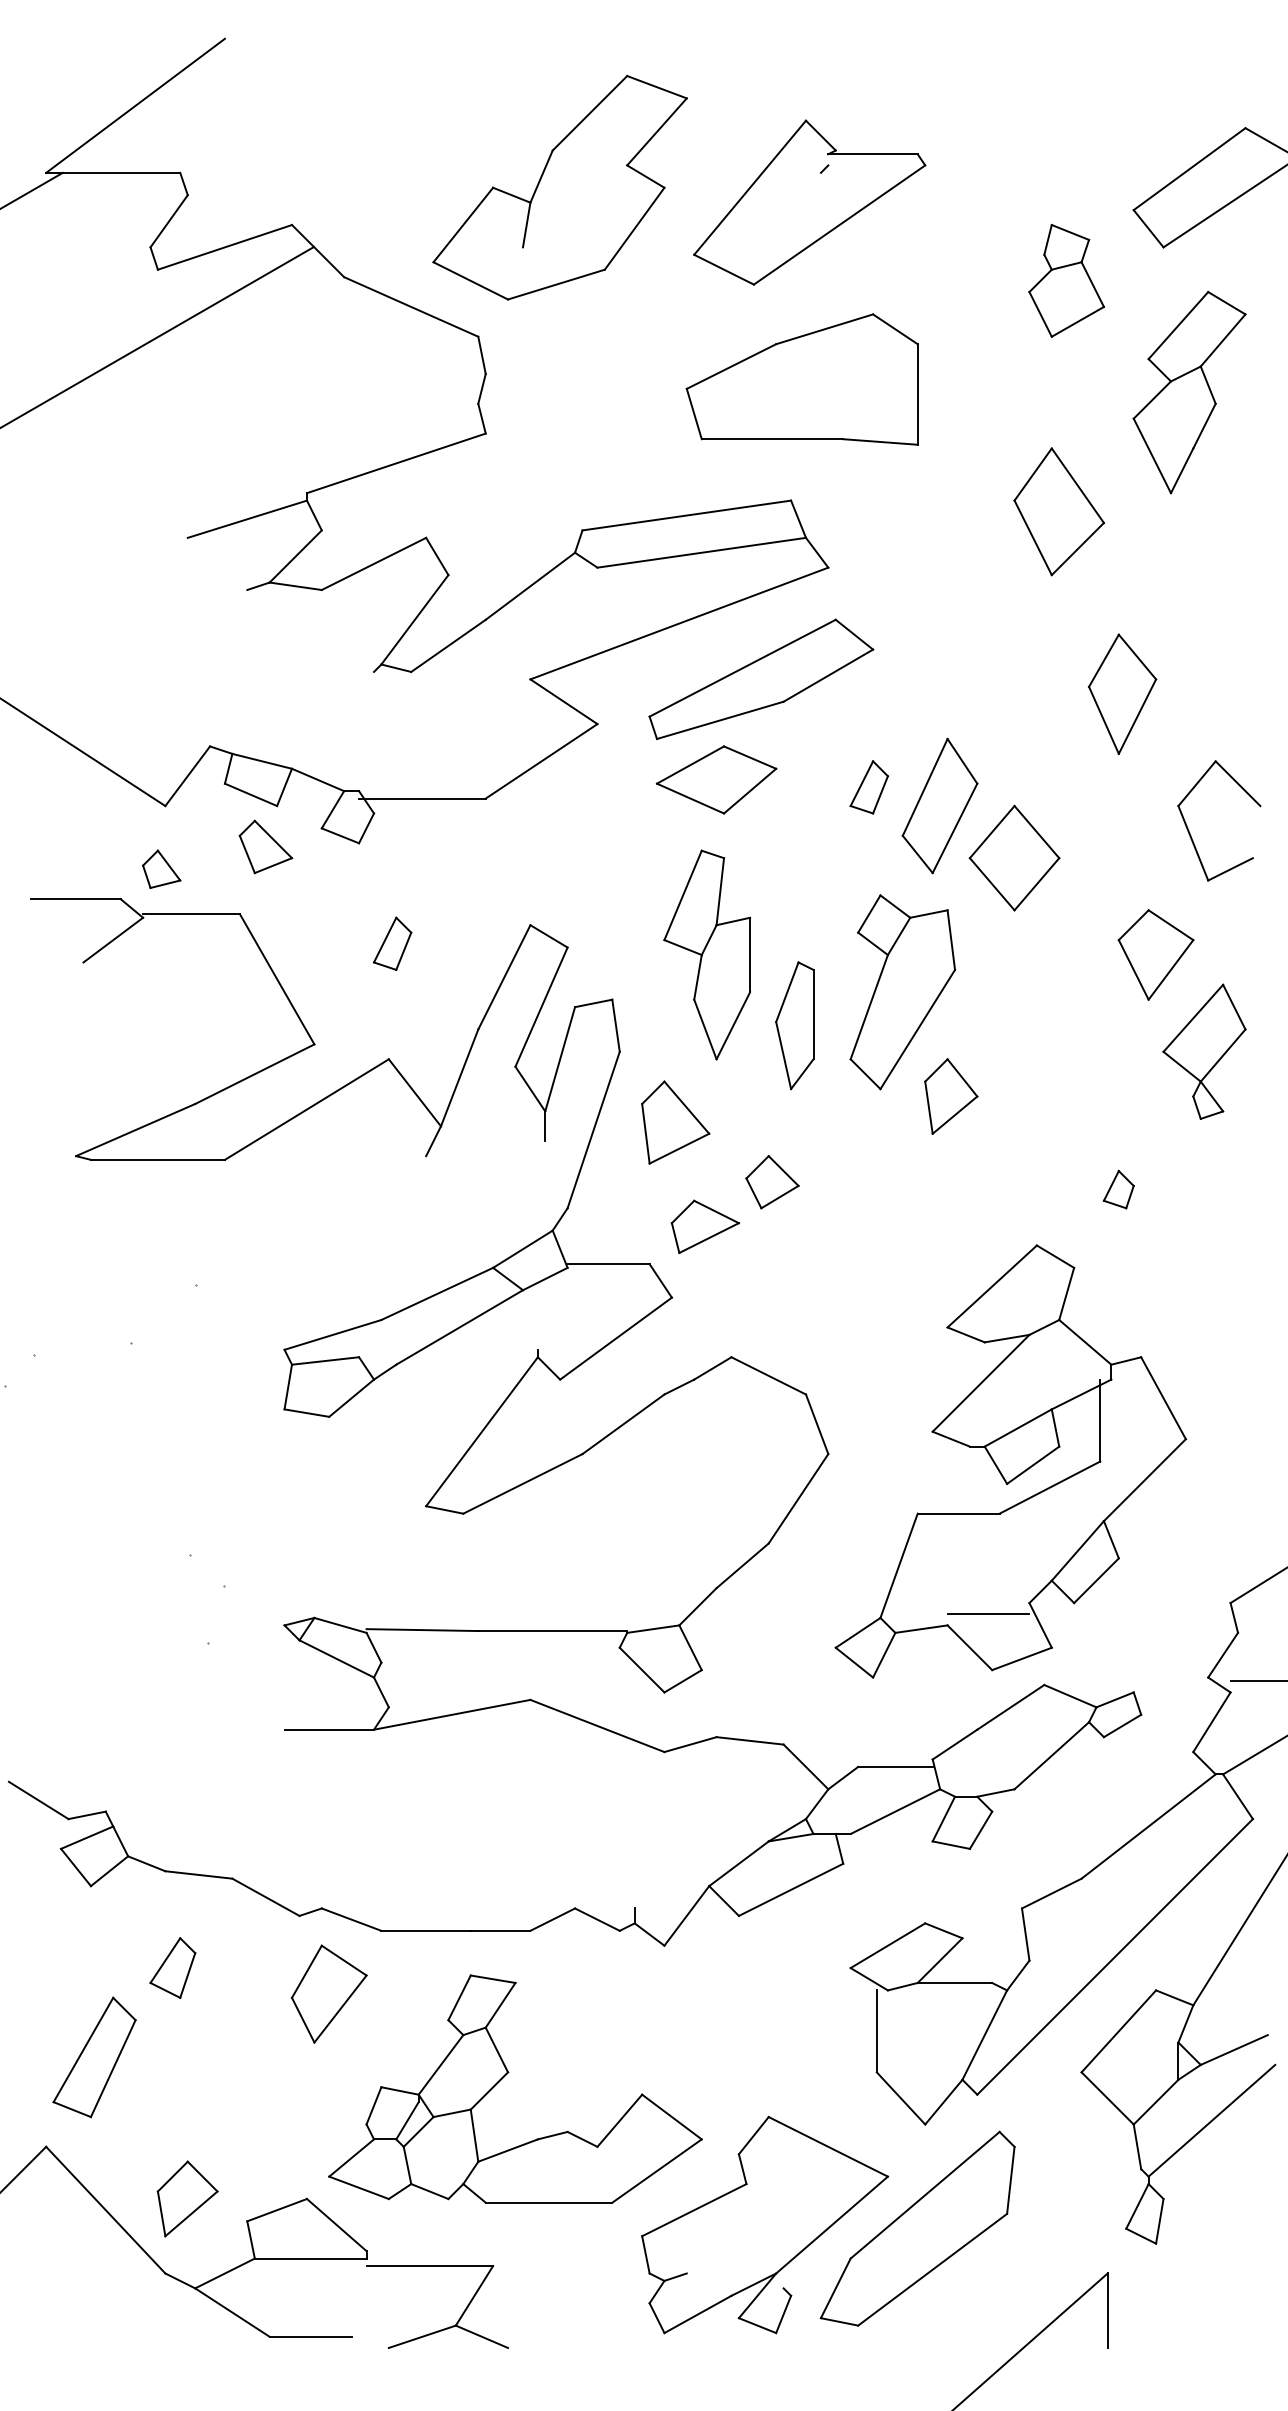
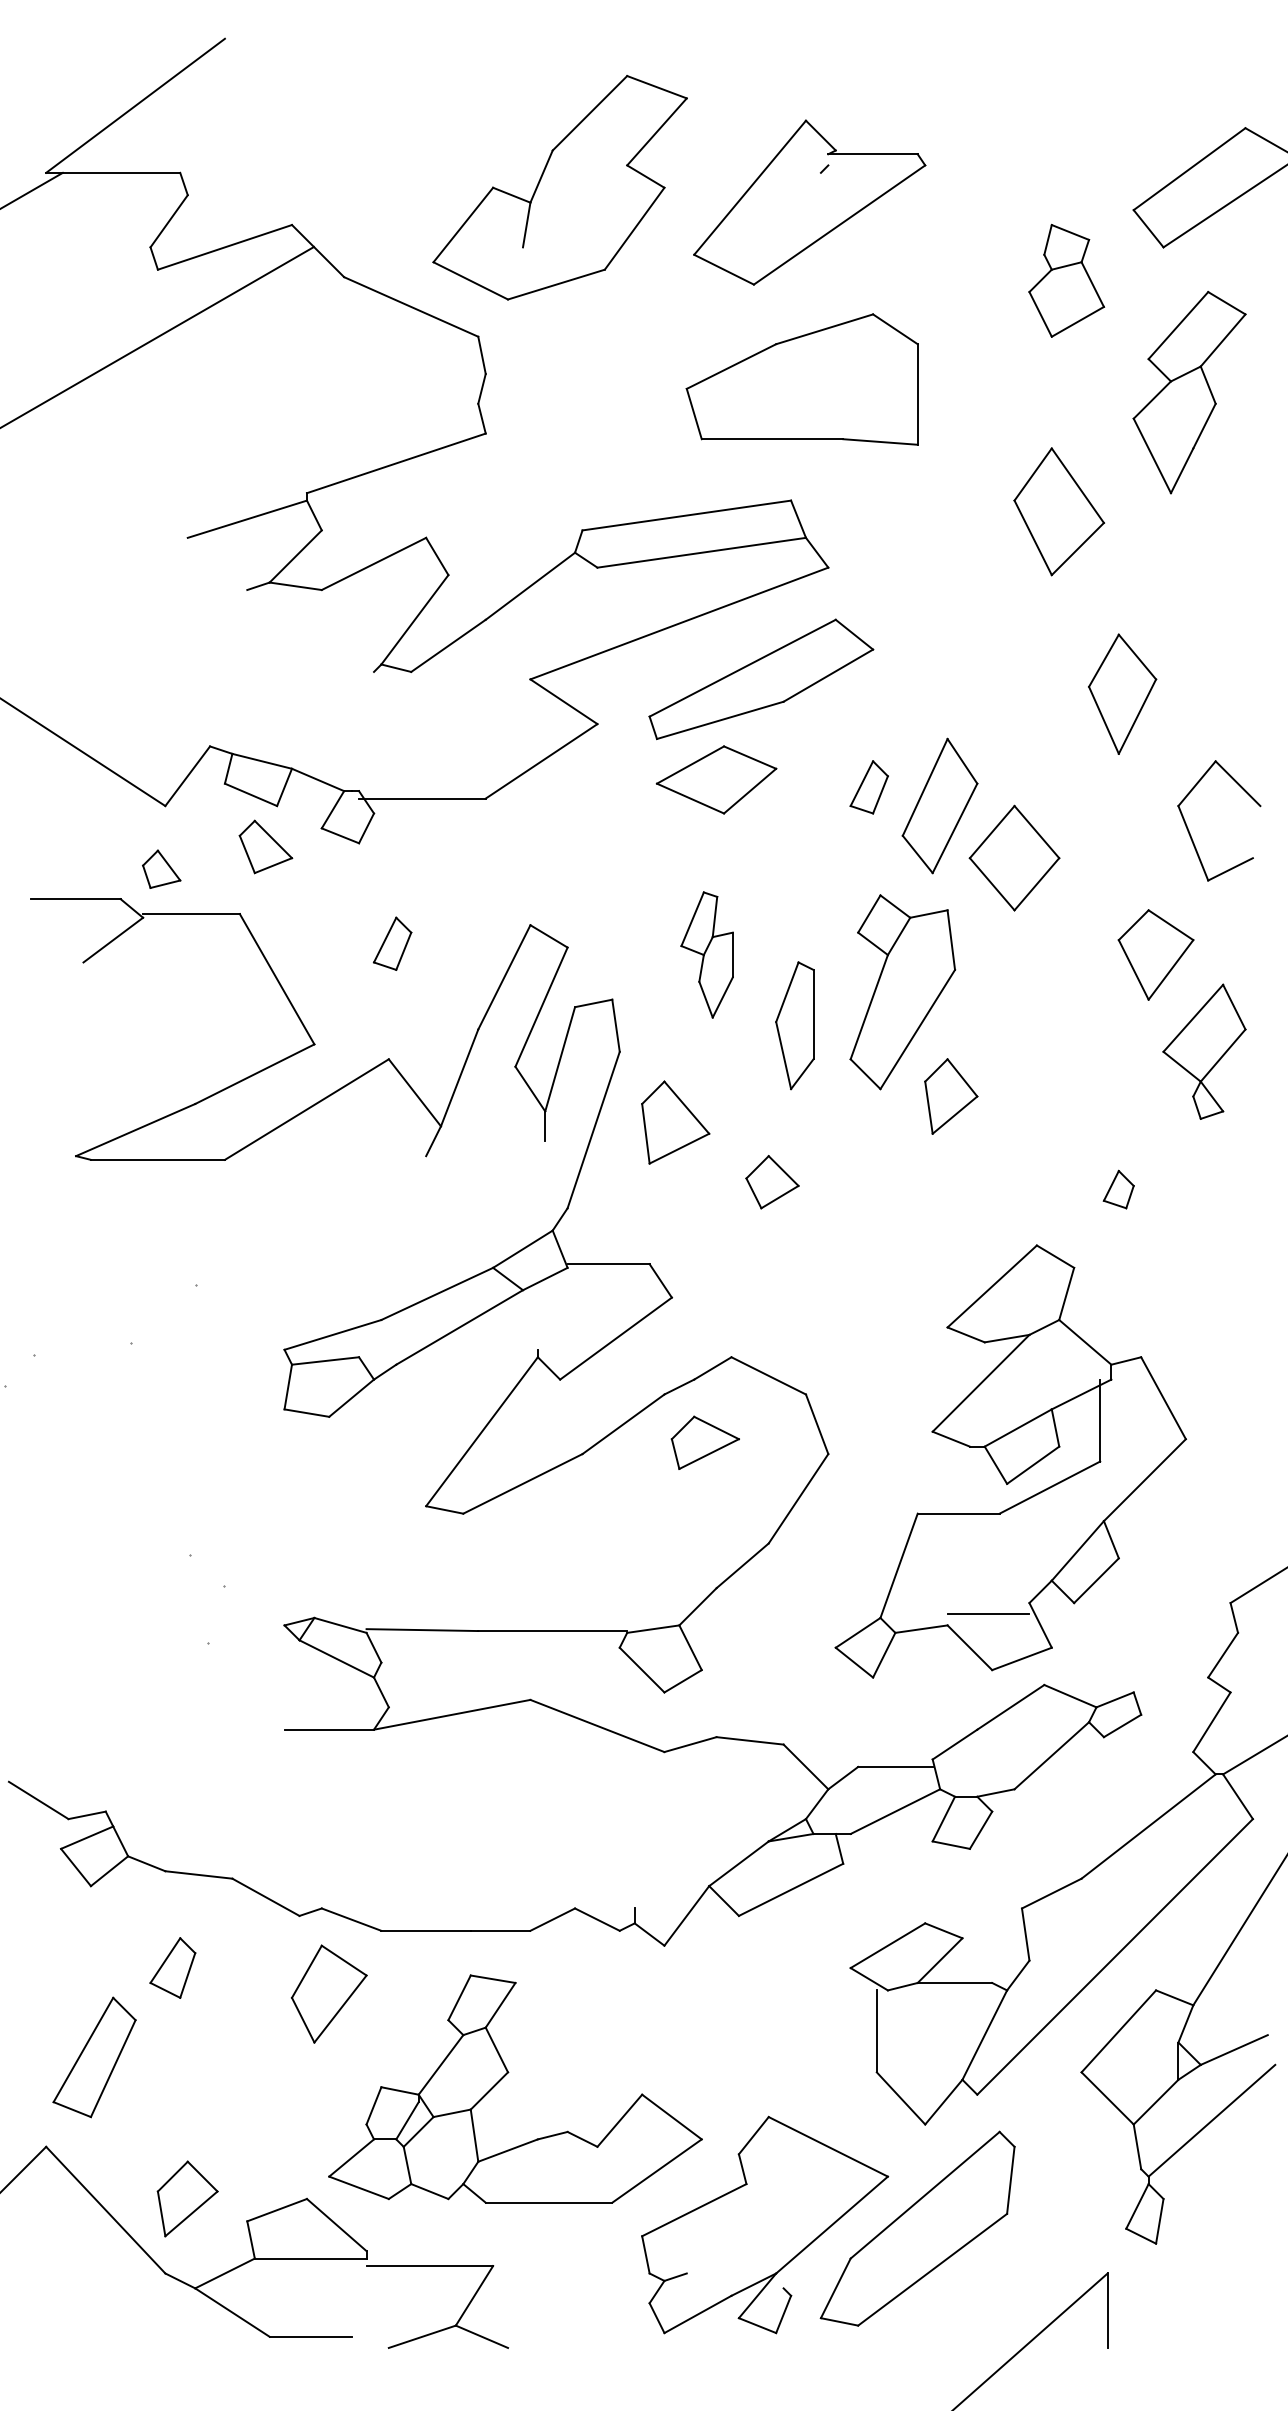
part size: 88x212 px -> 54x128 px (706, 954)
part position: (704, 1226) -> (704, 1442) (704, 1442)
line: present -> none (1257, 1681)
